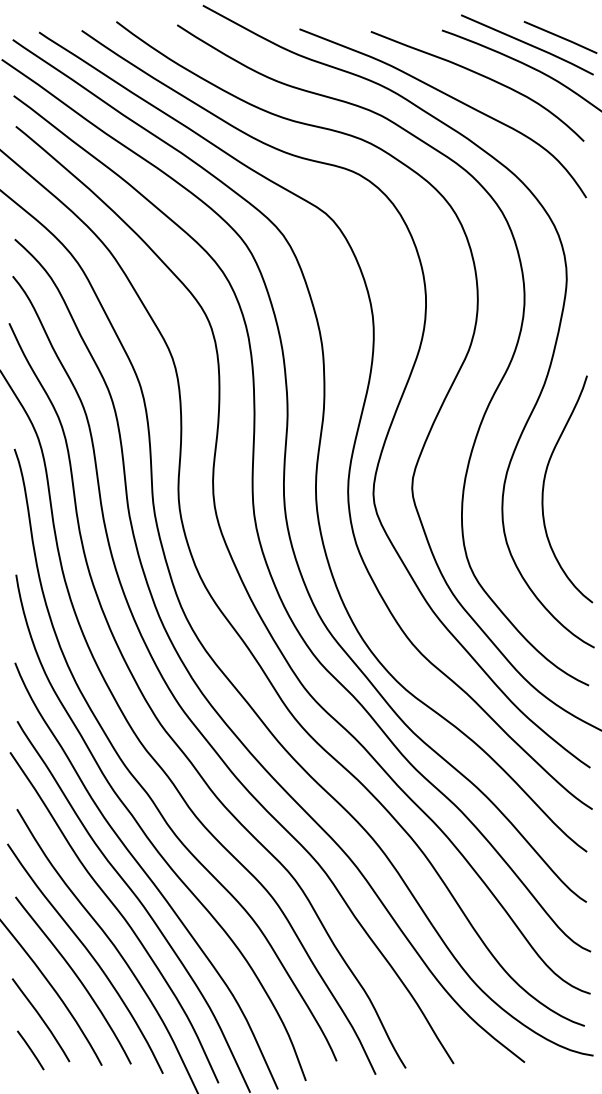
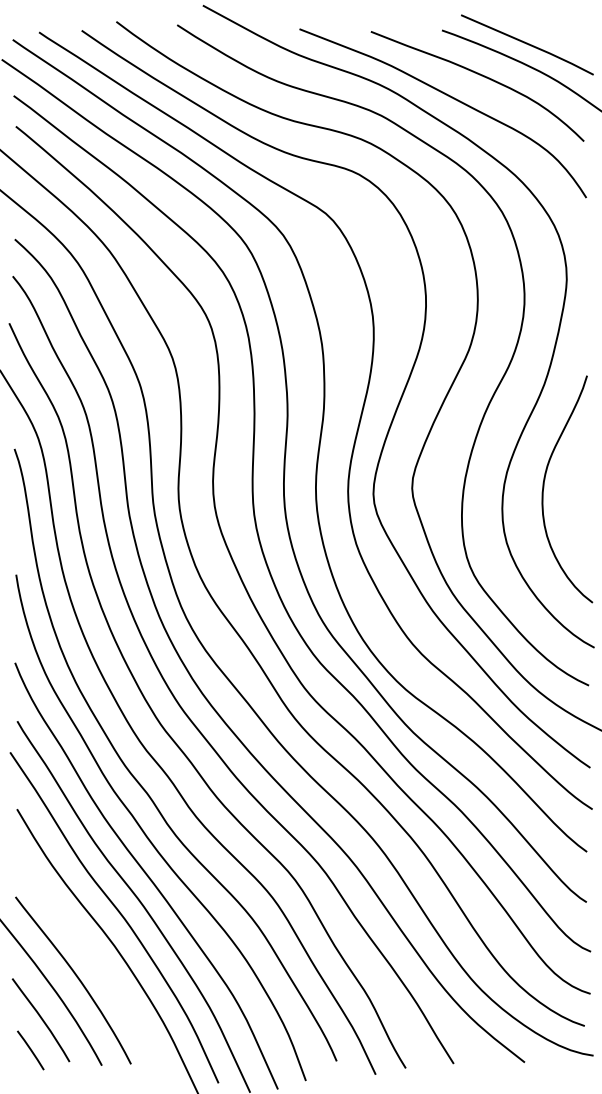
line: present -> none (560, 37)
curve: present -> none (89, 954)
